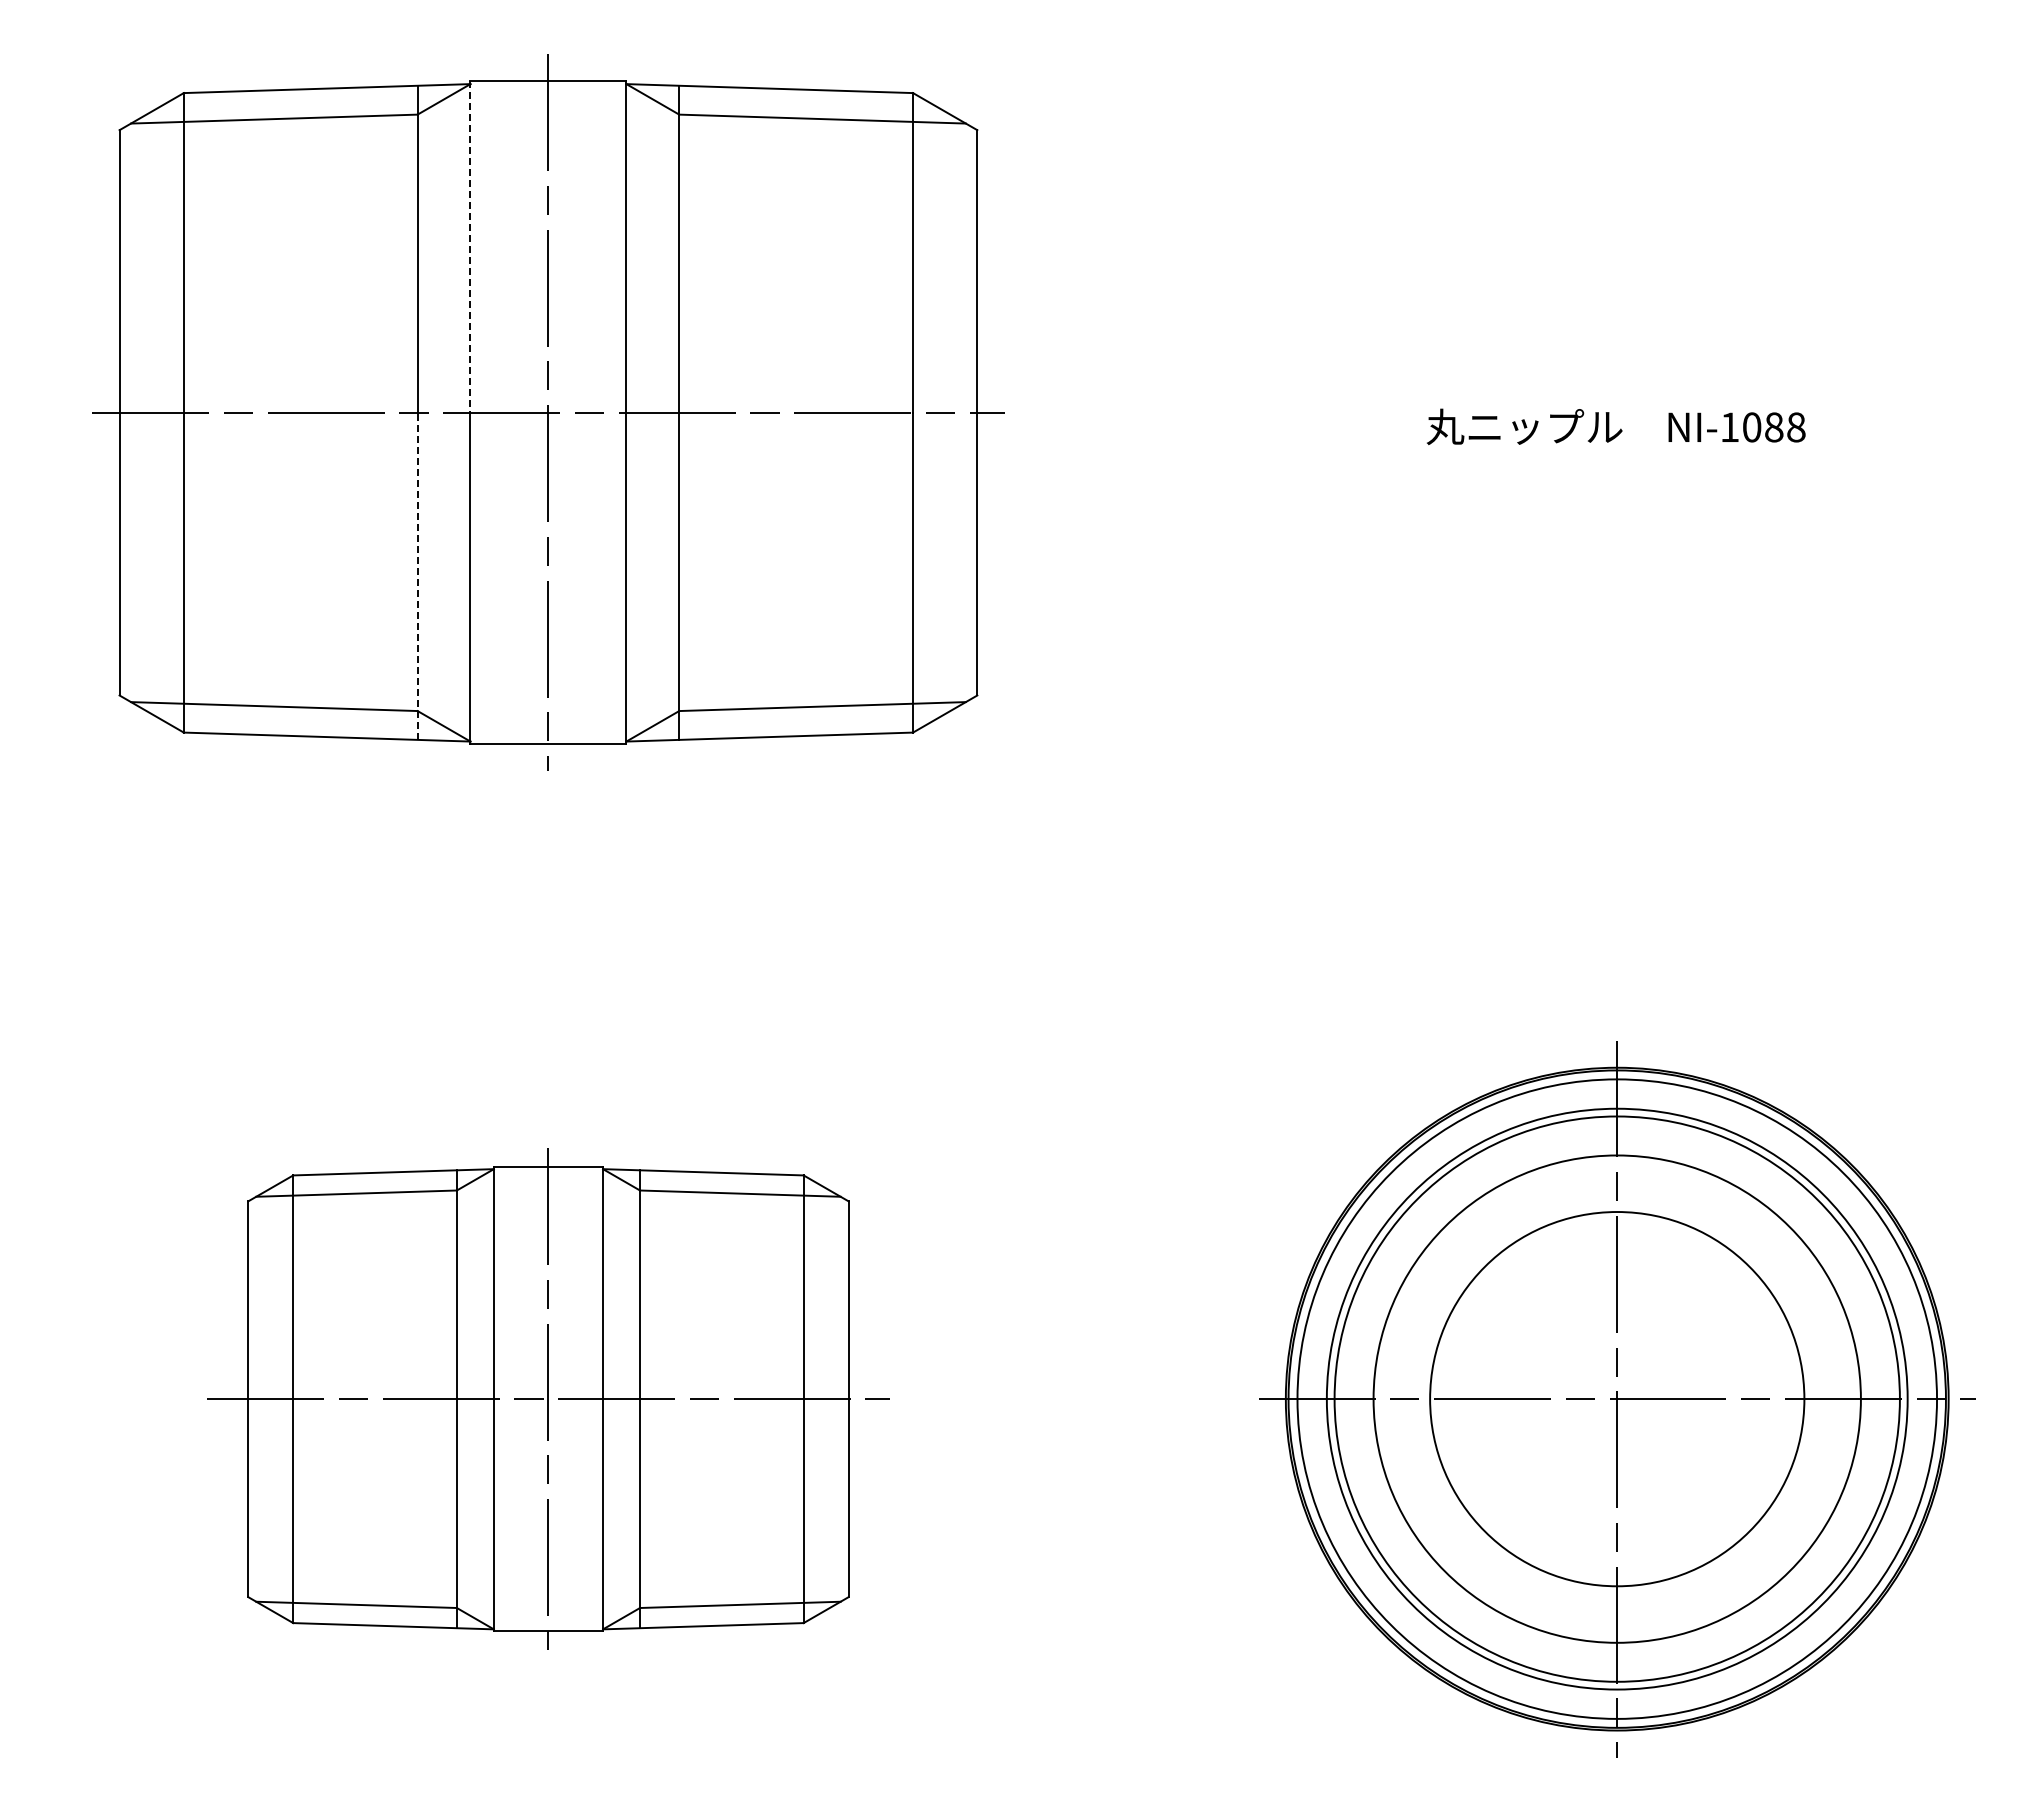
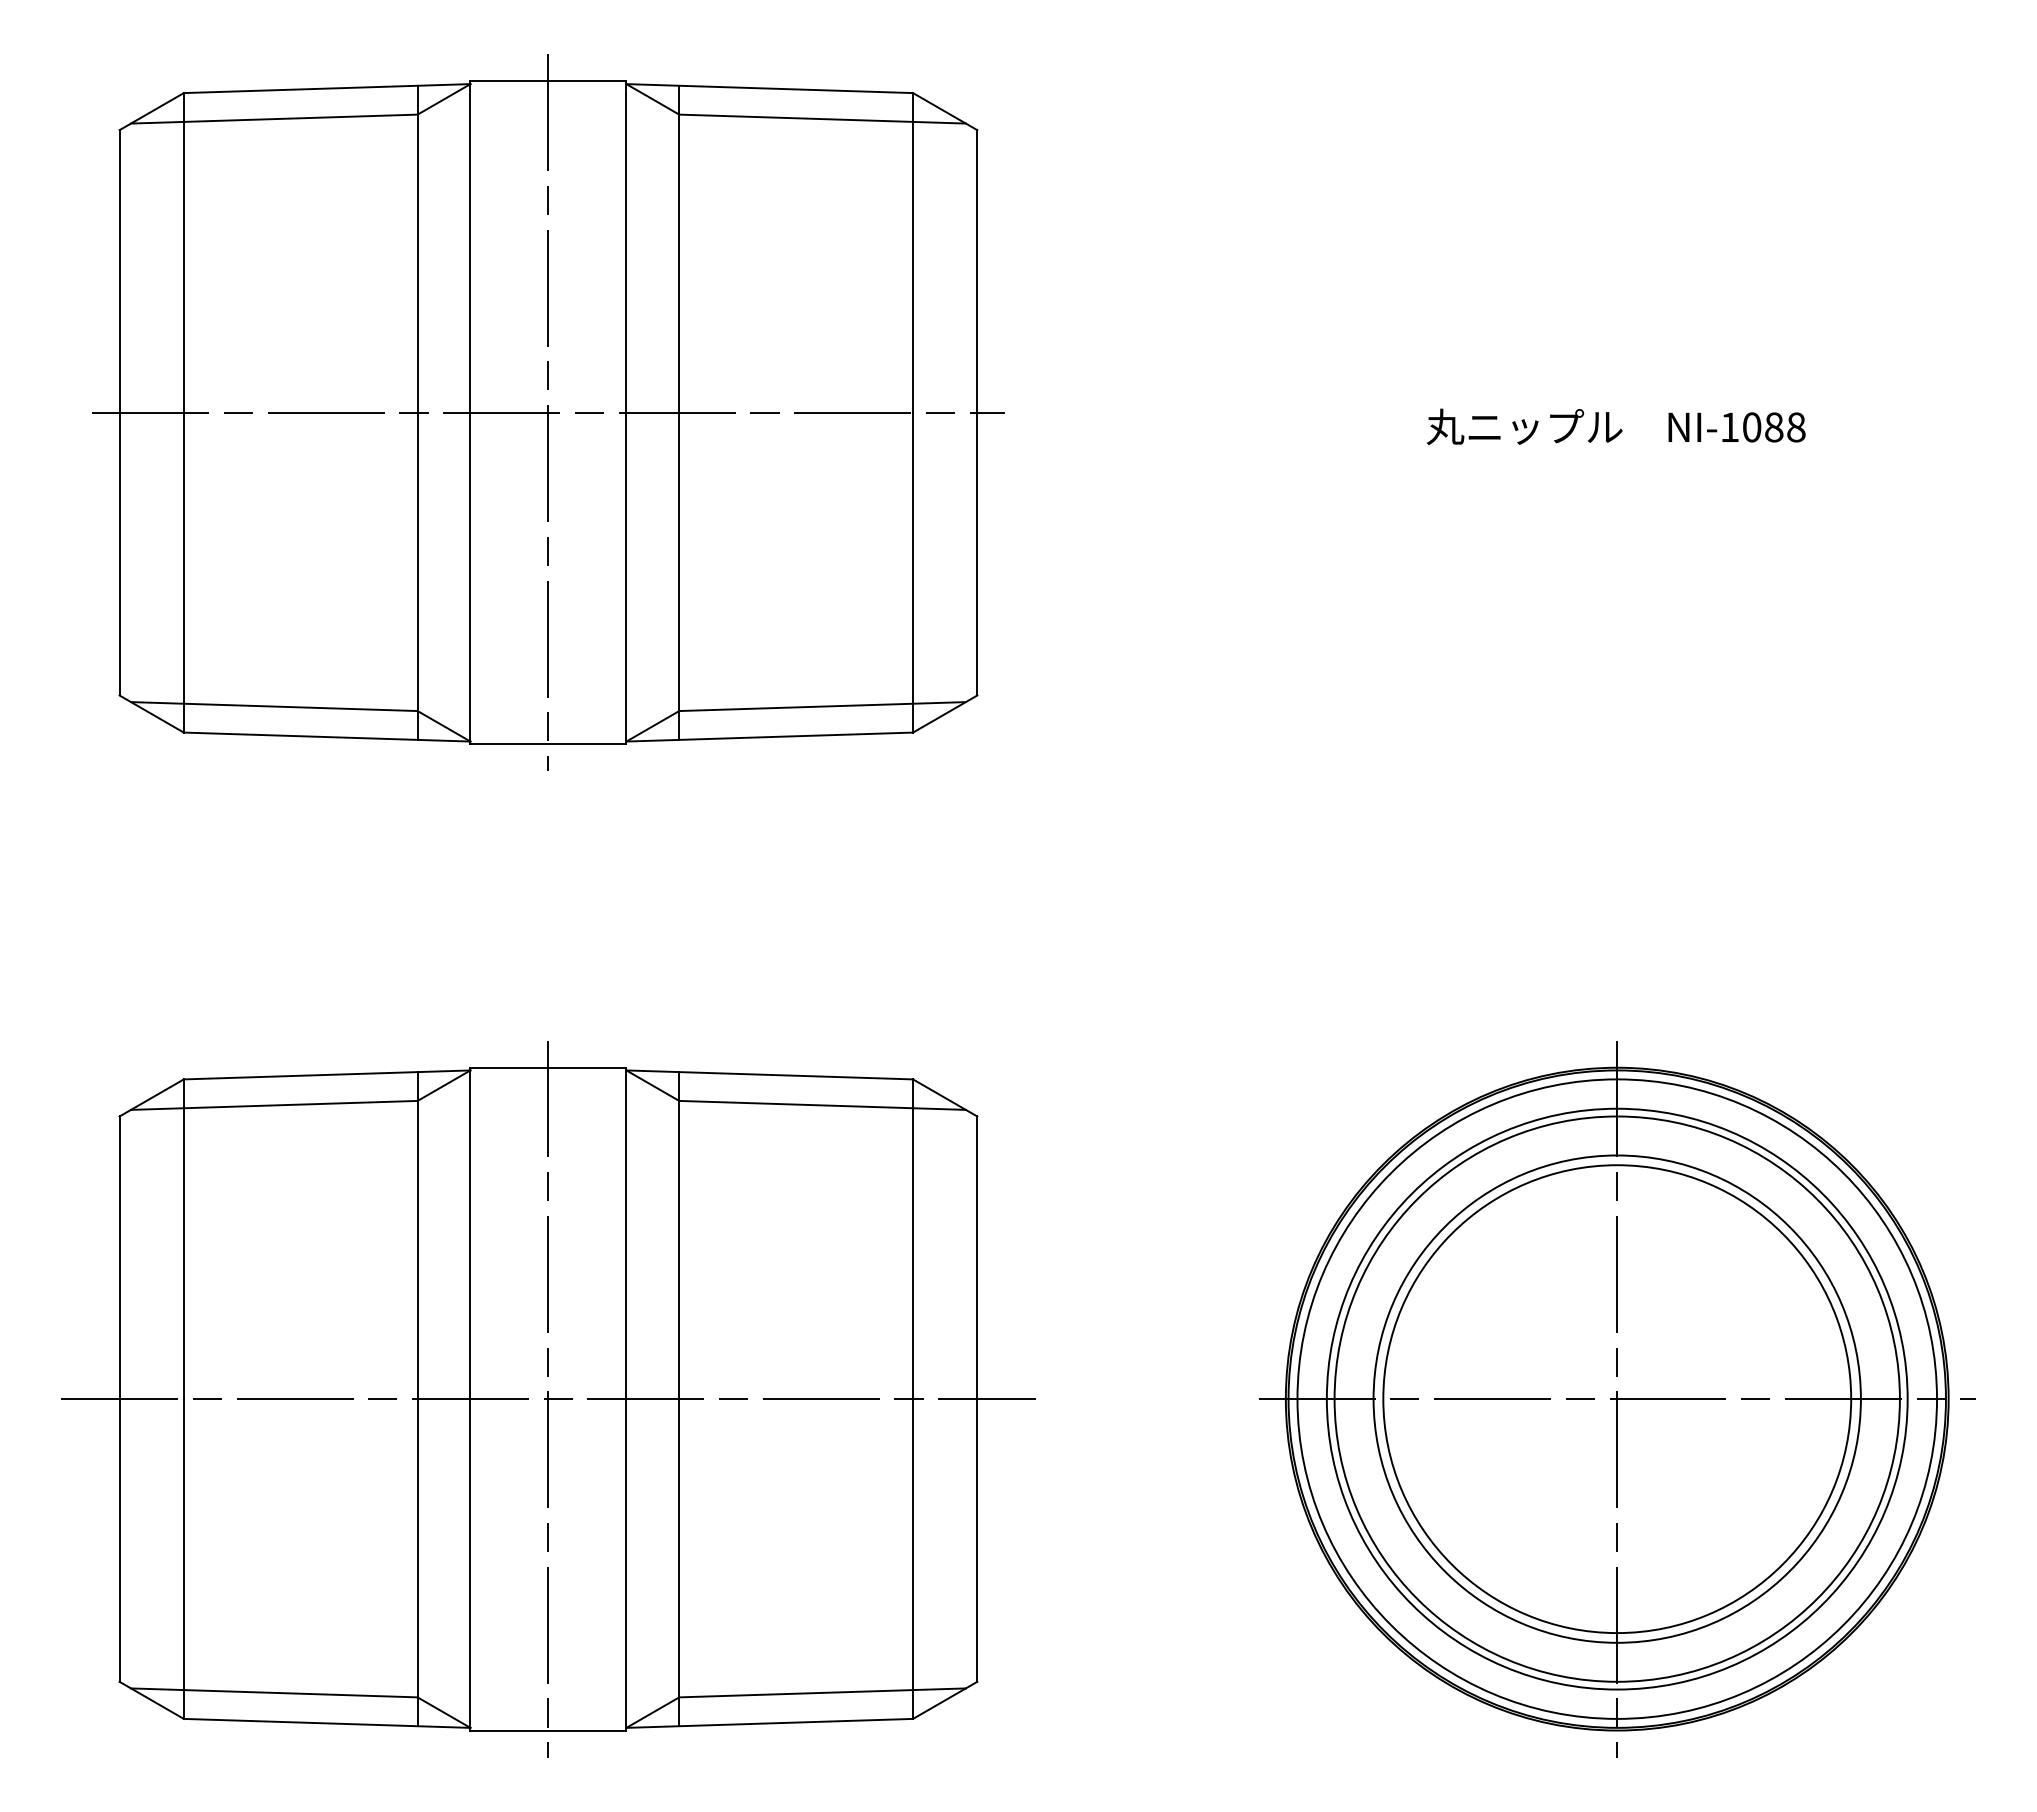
line: dashed -> solid (470, 247)
line: dashed -> solid (417, 576)
part size: 683x502 px -> 975x717 px (548, 1399)
circle diameter: 374 px -> 468 px (1617, 1399)
